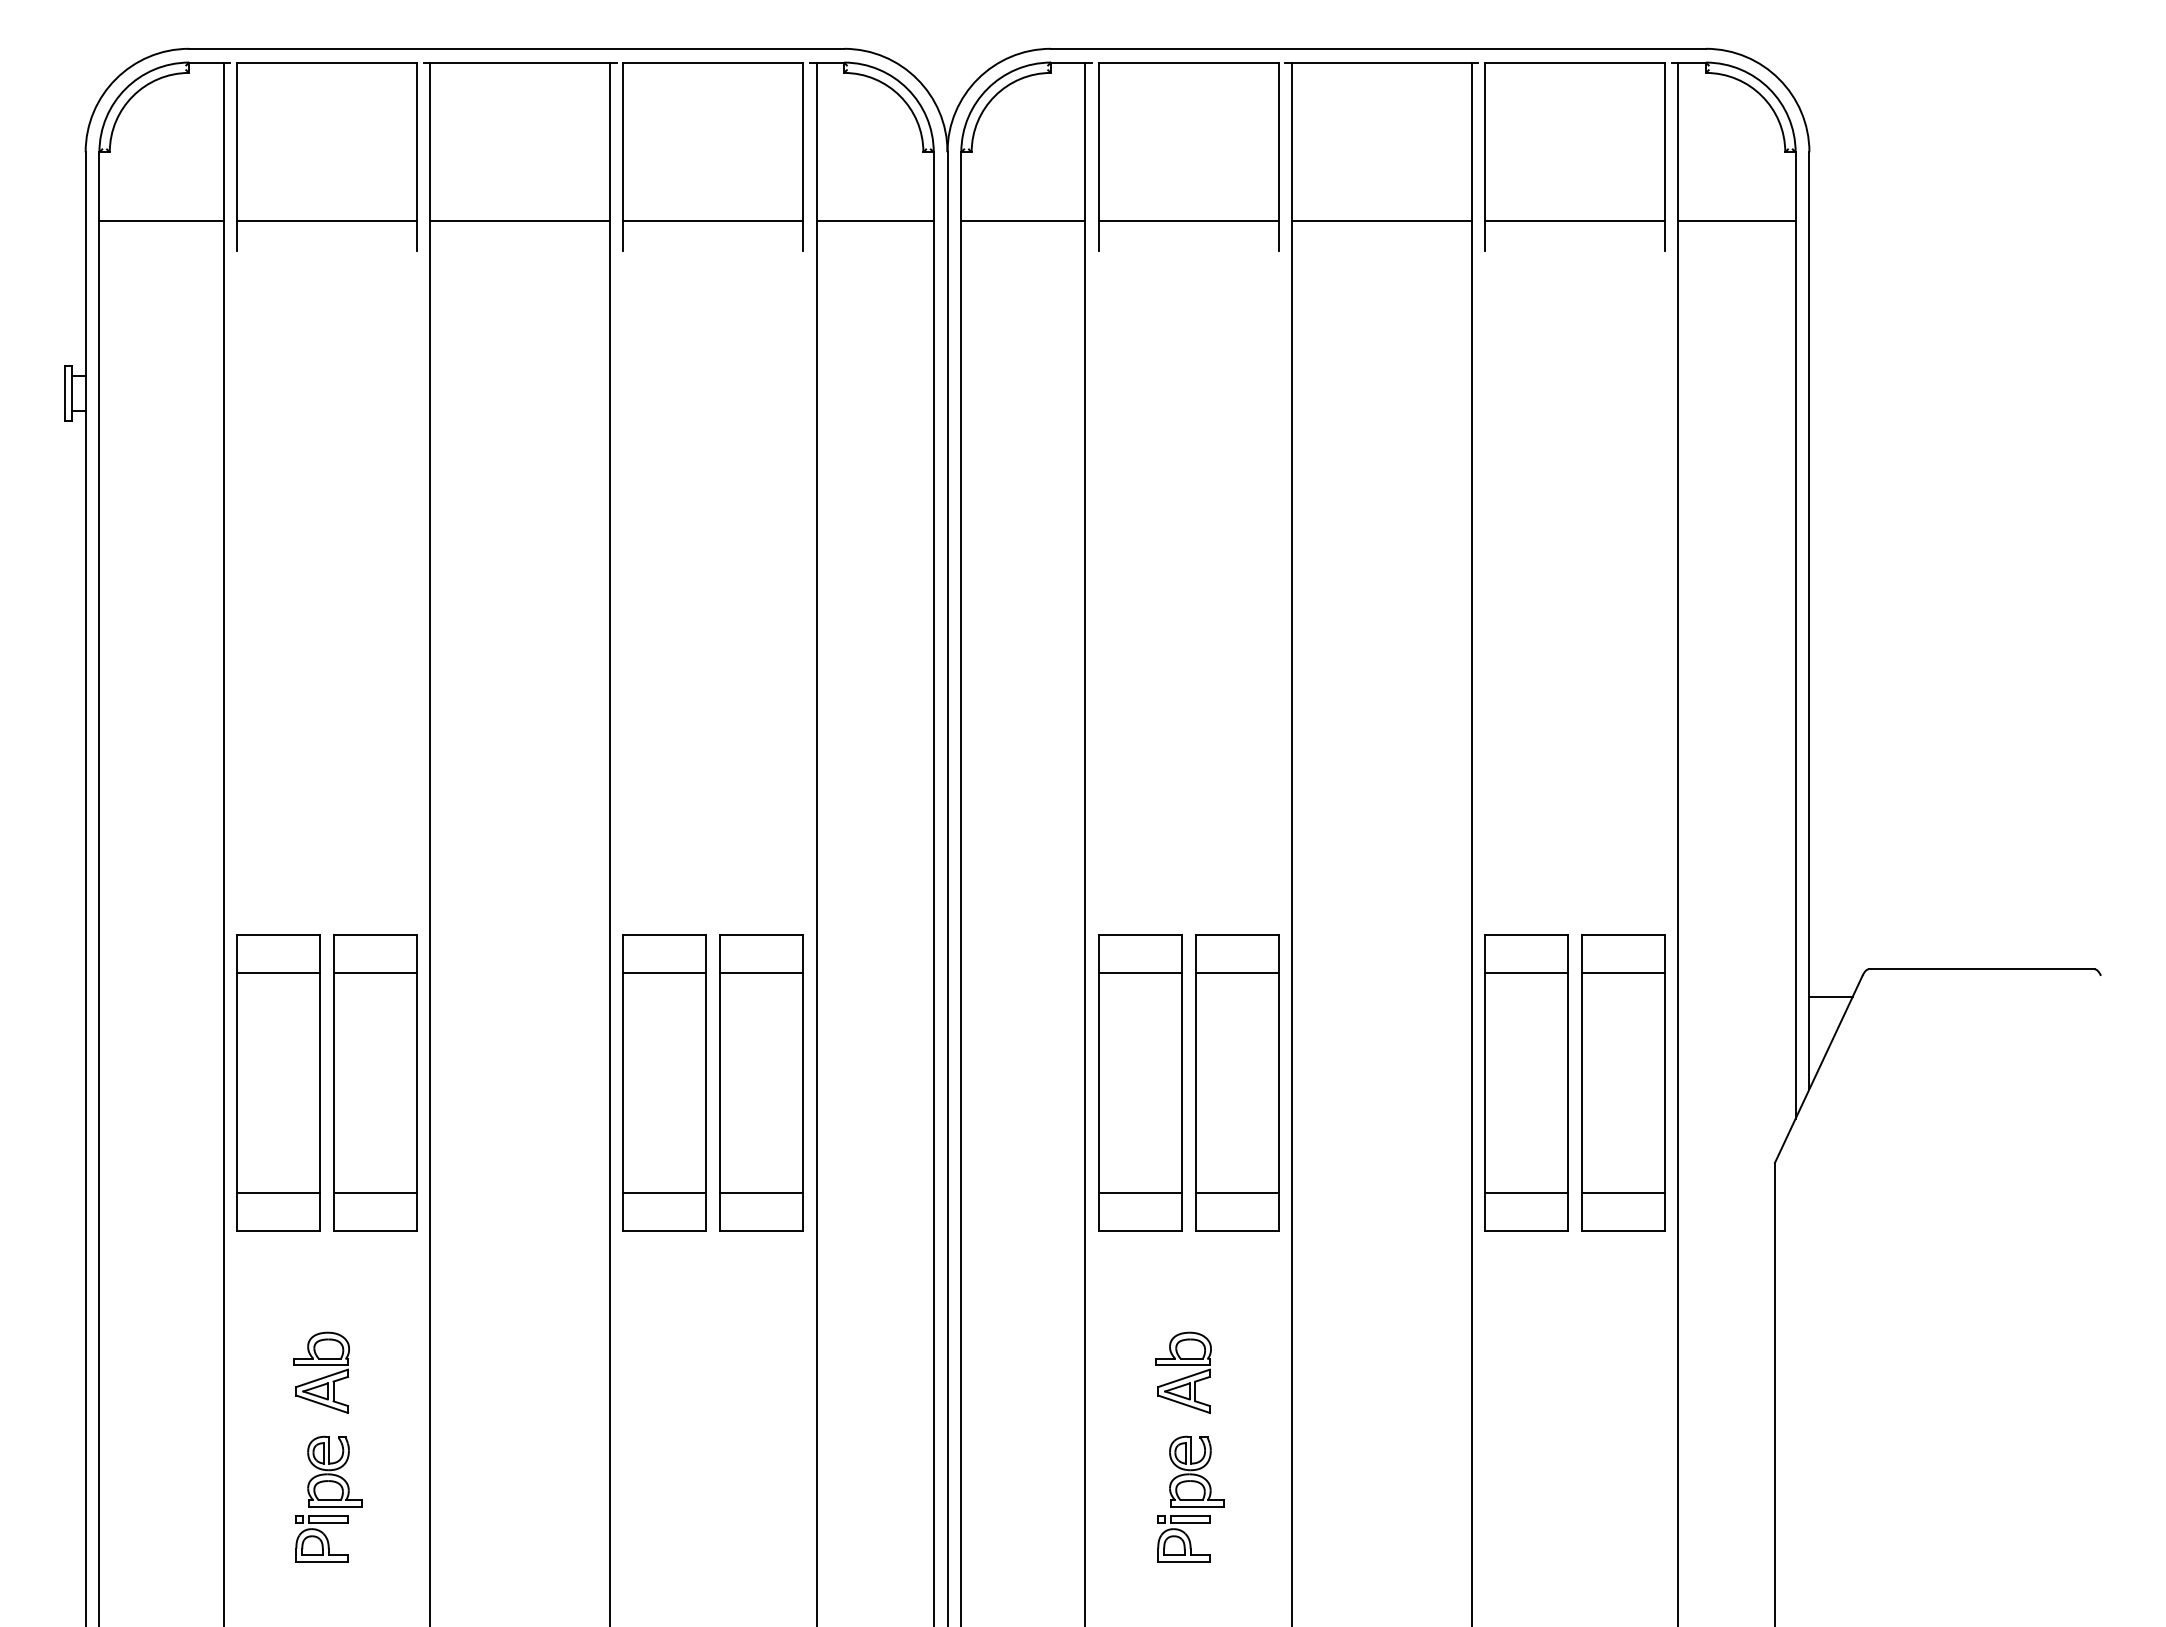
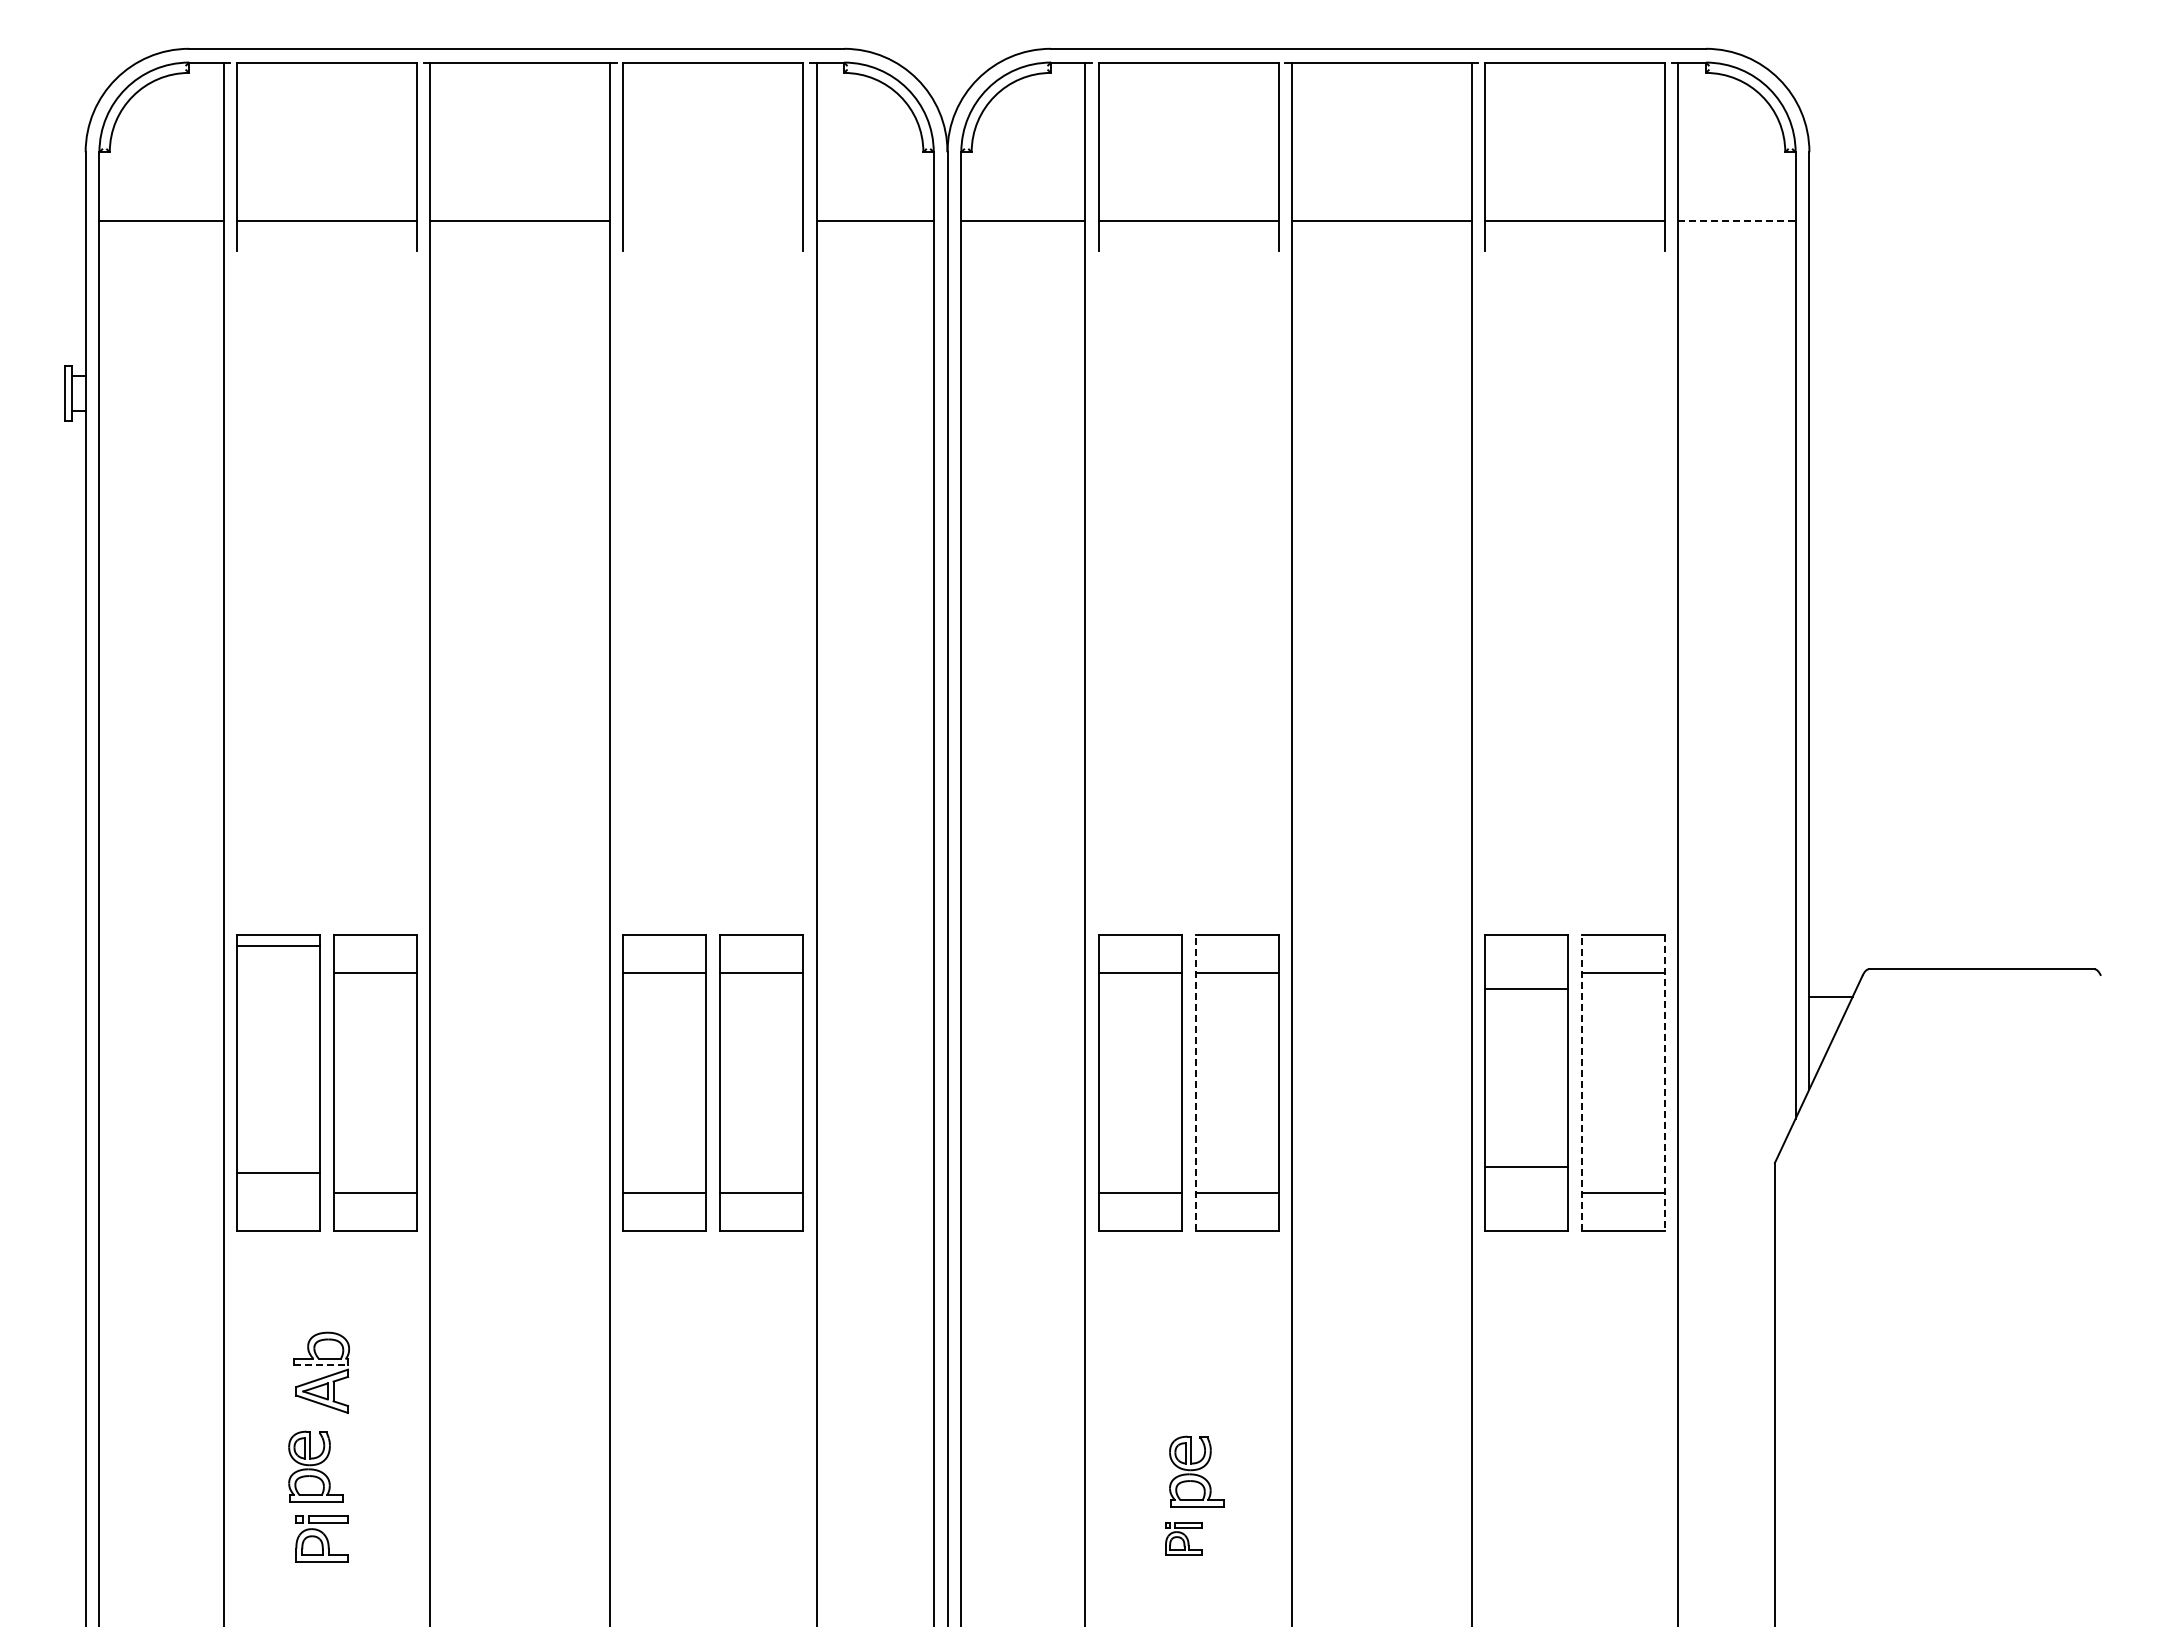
line: present -> none (712, 221)
line: solid -> dashed (1737, 221)
line position: (278, 972) -> (278, 945) (278, 945)
line position: (1526, 972) -> (1526, 988) (1526, 988)
line: solid -> dashed (1195, 1083)
line: solid -> dashed (1581, 1083)
line: solid -> dashed (1664, 1083)
line position: (278, 1193) -> (278, 1173) (278, 1173)
line position: (1526, 1193) -> (1526, 1167) (1526, 1167)
line: solid -> dashed (321, 1365)
part: present -> none (1183, 1372)
part position: (334, 1471) -> (315, 1466) (315, 1466)
part size: 54x48 px -> 38x34 px (1183, 1538)
